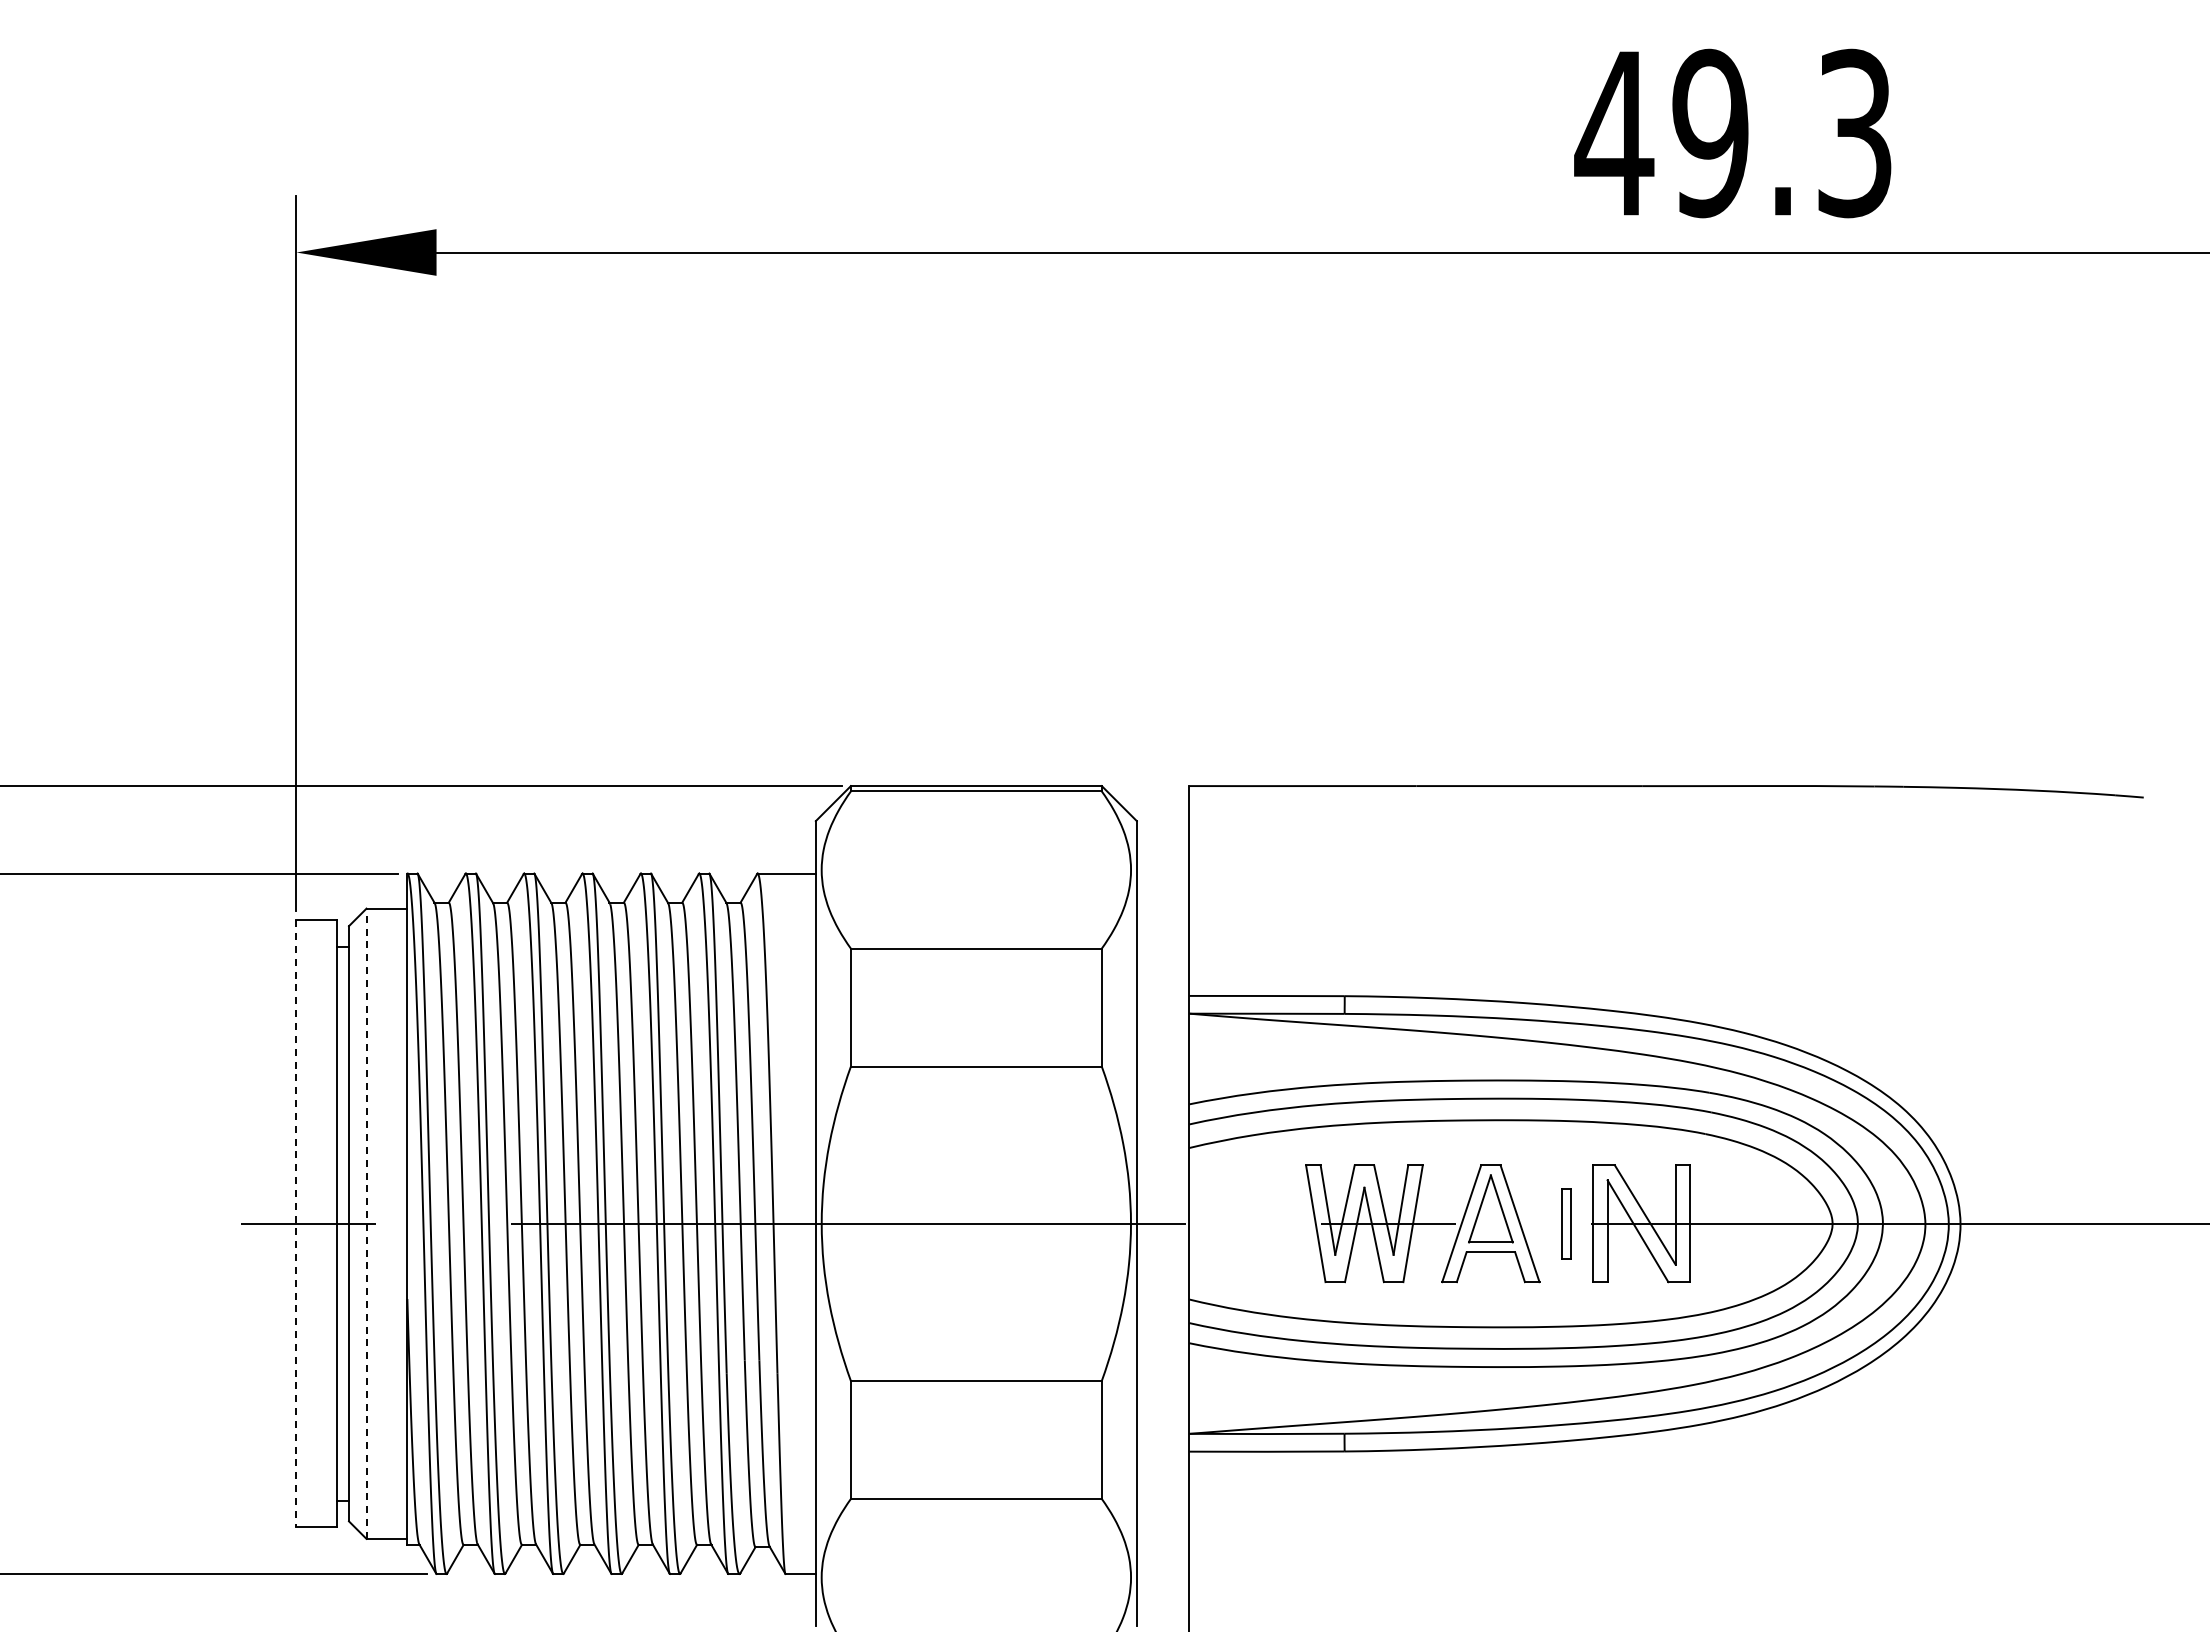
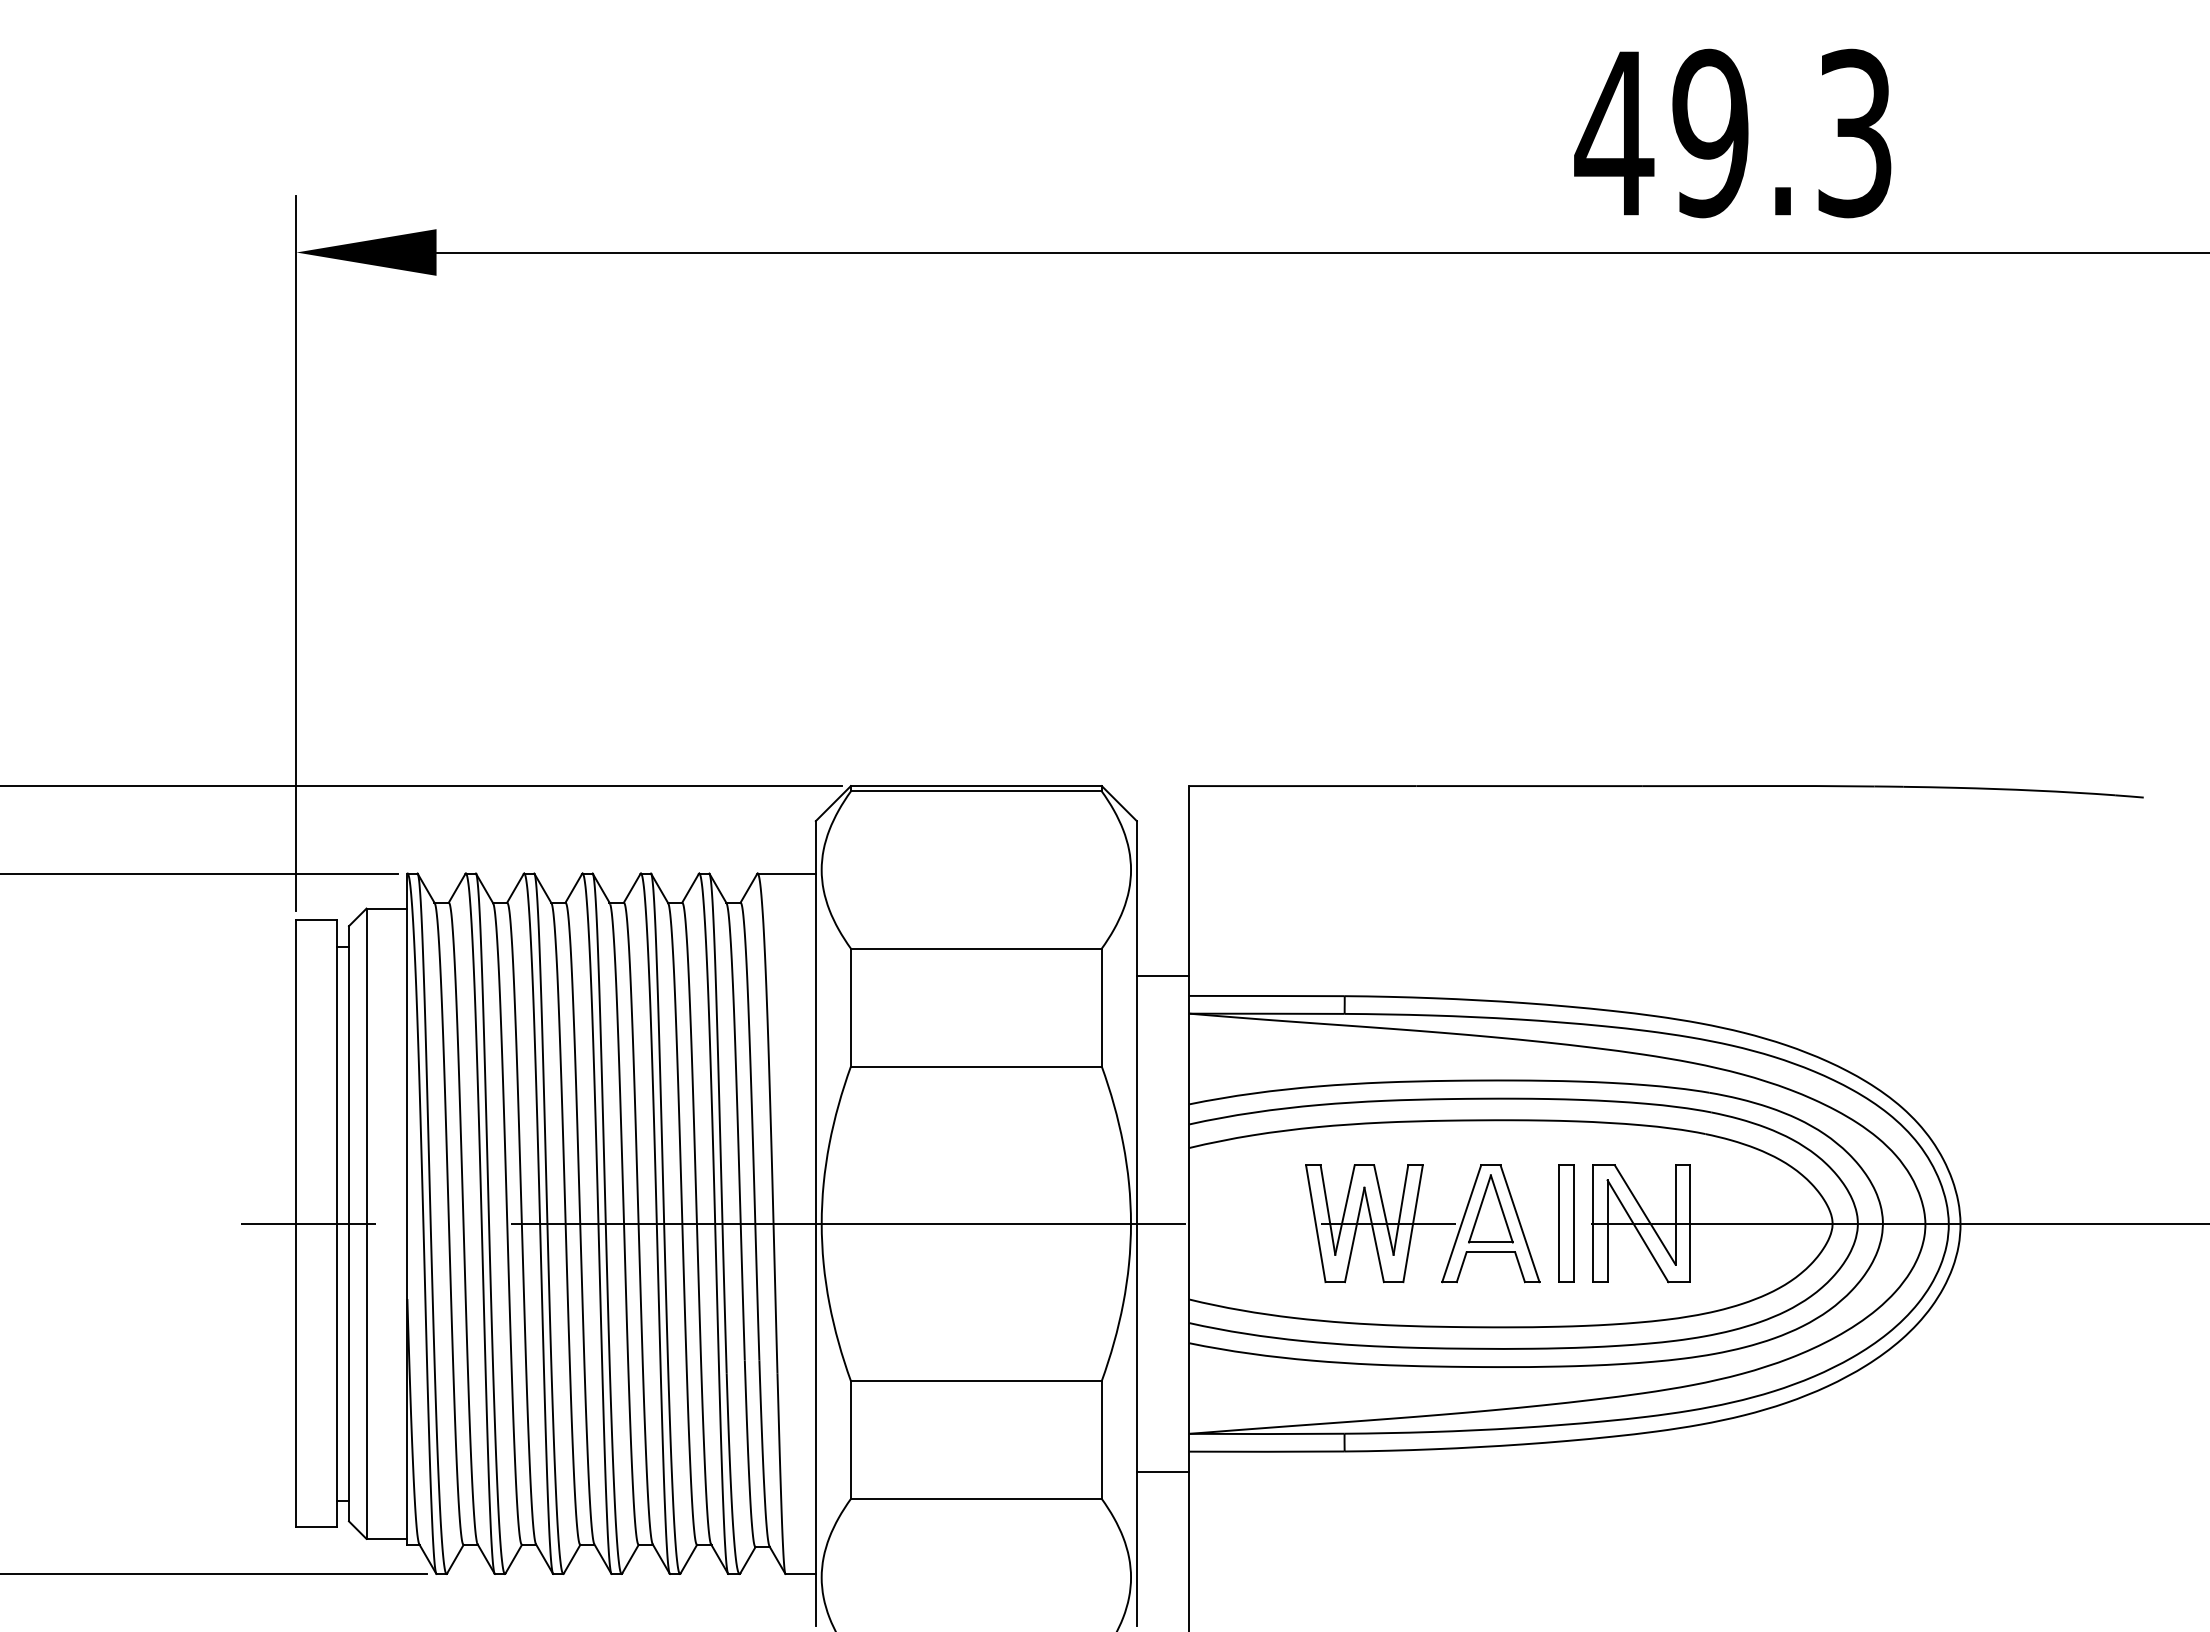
line: none -> present (1162, 975)
line: dashed -> solid (366, 1223)
part size: 11x72 px -> 17x119 px (1566, 1223)
line: dashed -> solid (296, 1224)
line: none -> present (1162, 1471)
